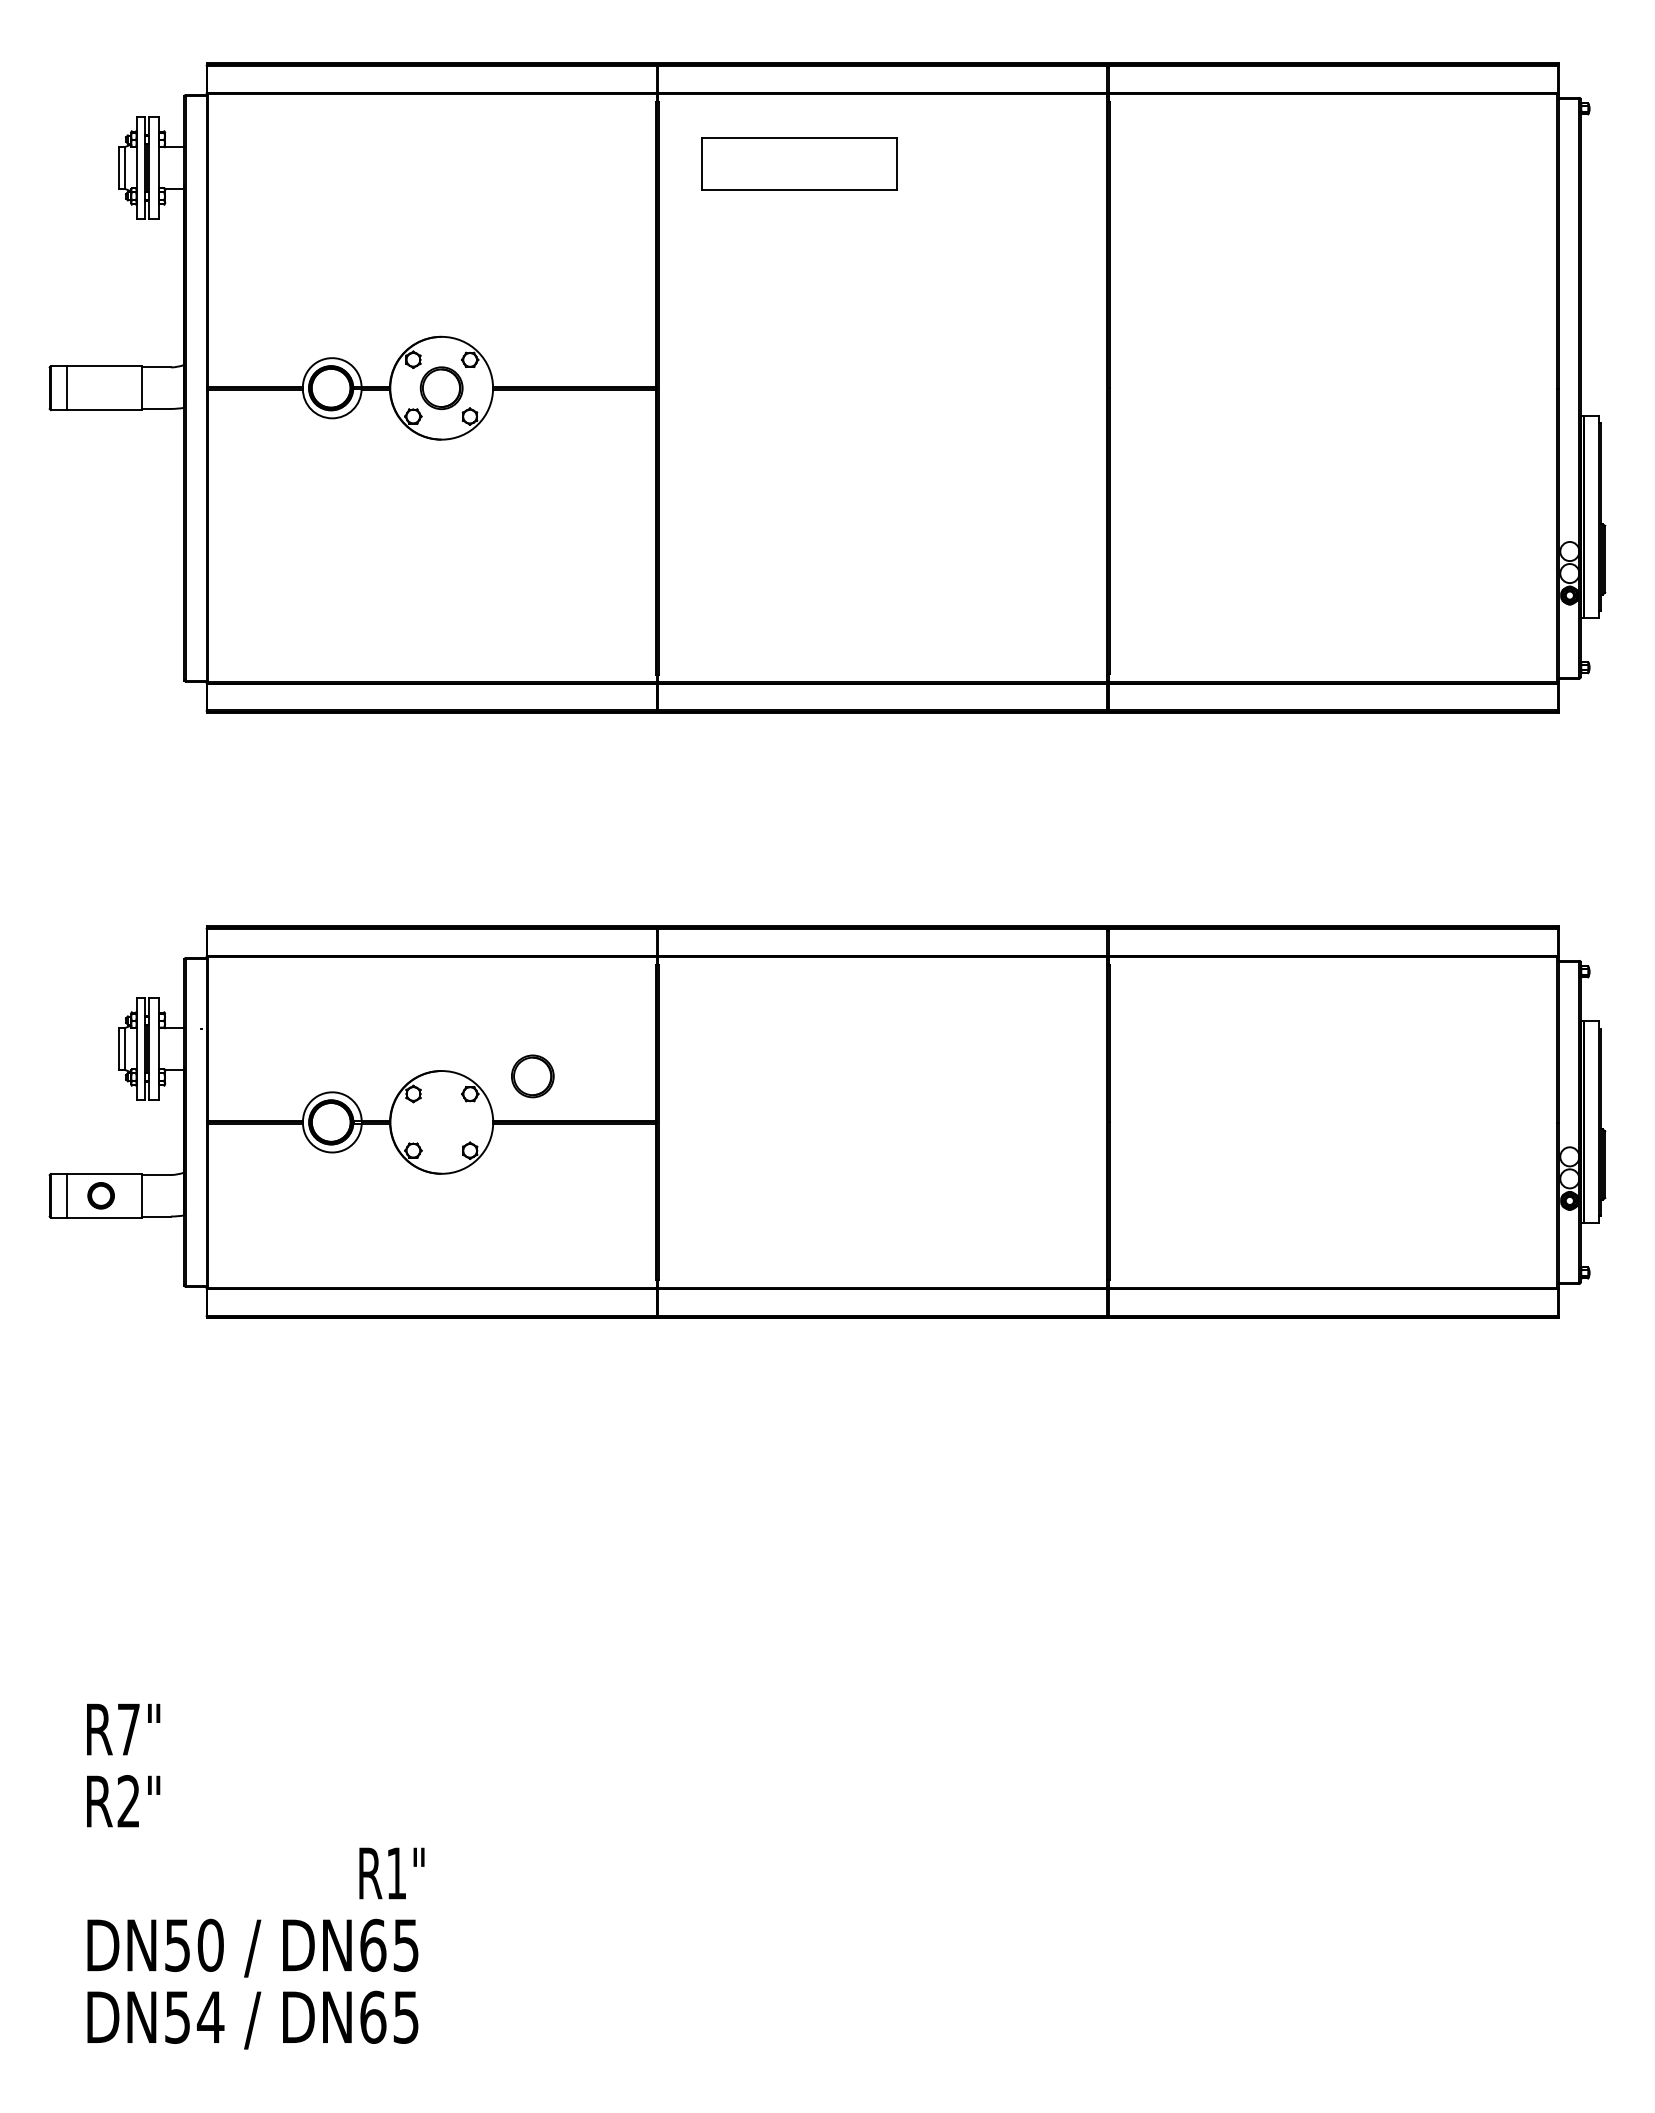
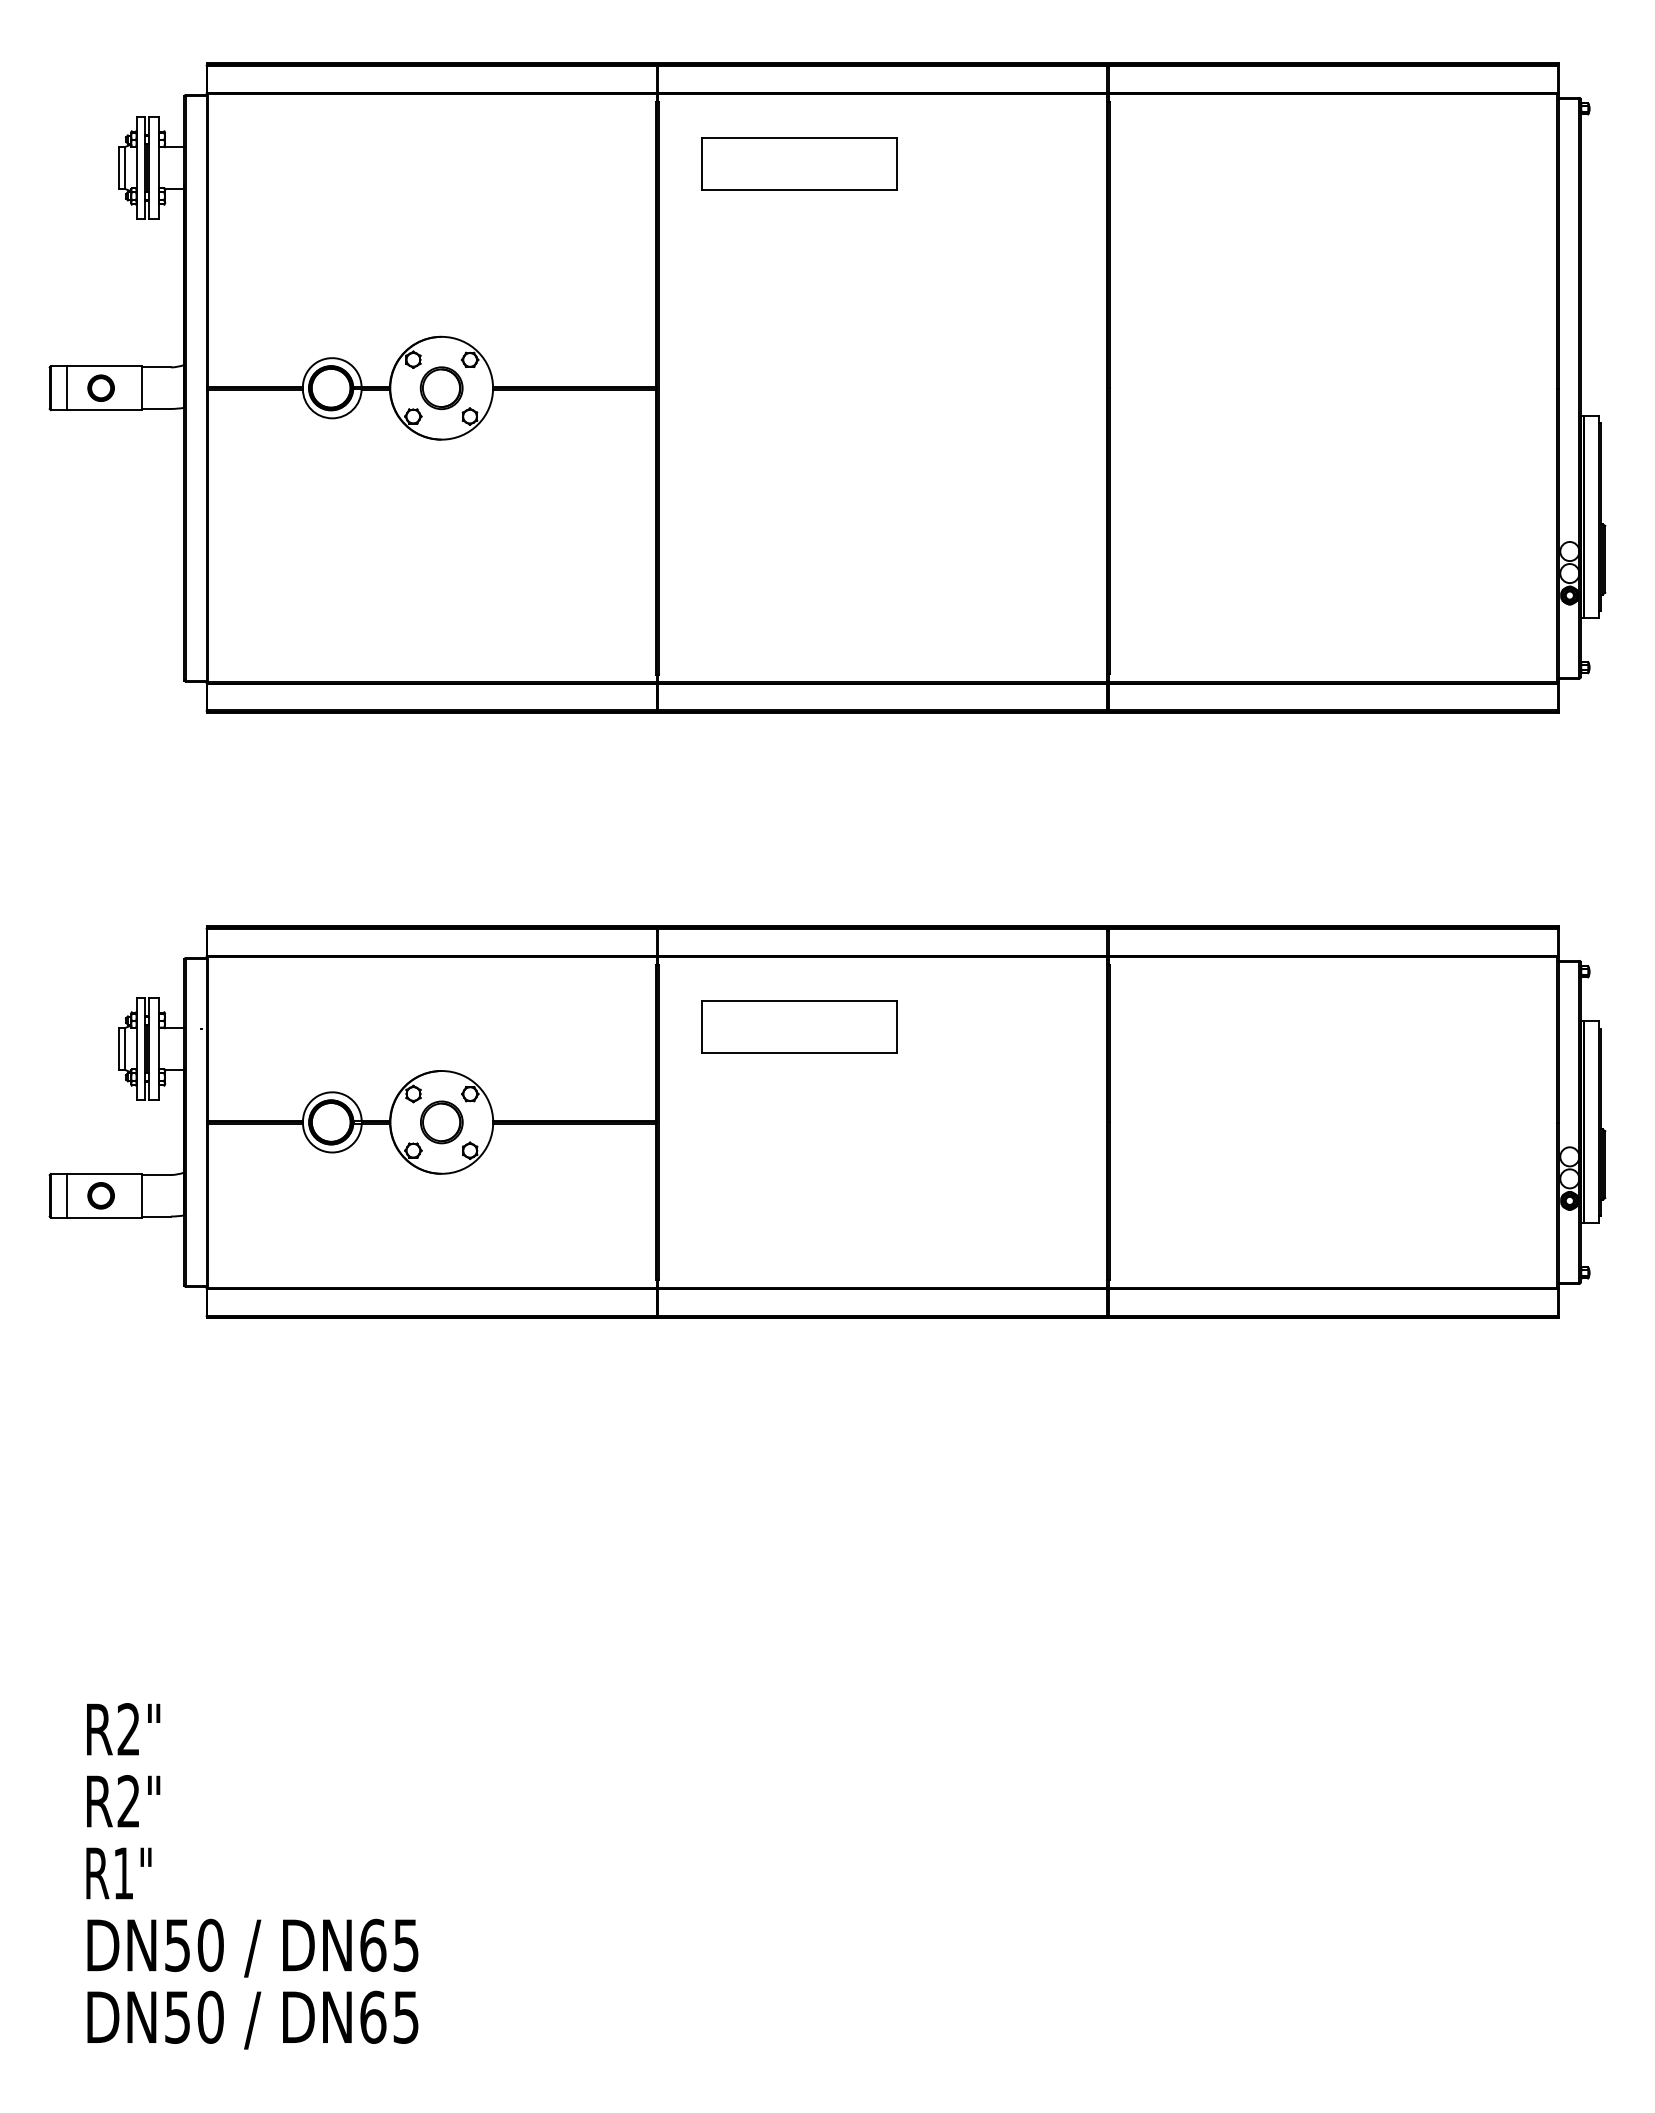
part: none -> present (100, 387)
part: none -> present (799, 1026)
part position: (532, 1076) -> (441, 1122) (441, 1122)
text: R7" -> R2" (128, 1729)
text position: (391, 1873) -> (118, 1873) (118, 1873)
text: DN54 -> DN50 (210, 2016)
